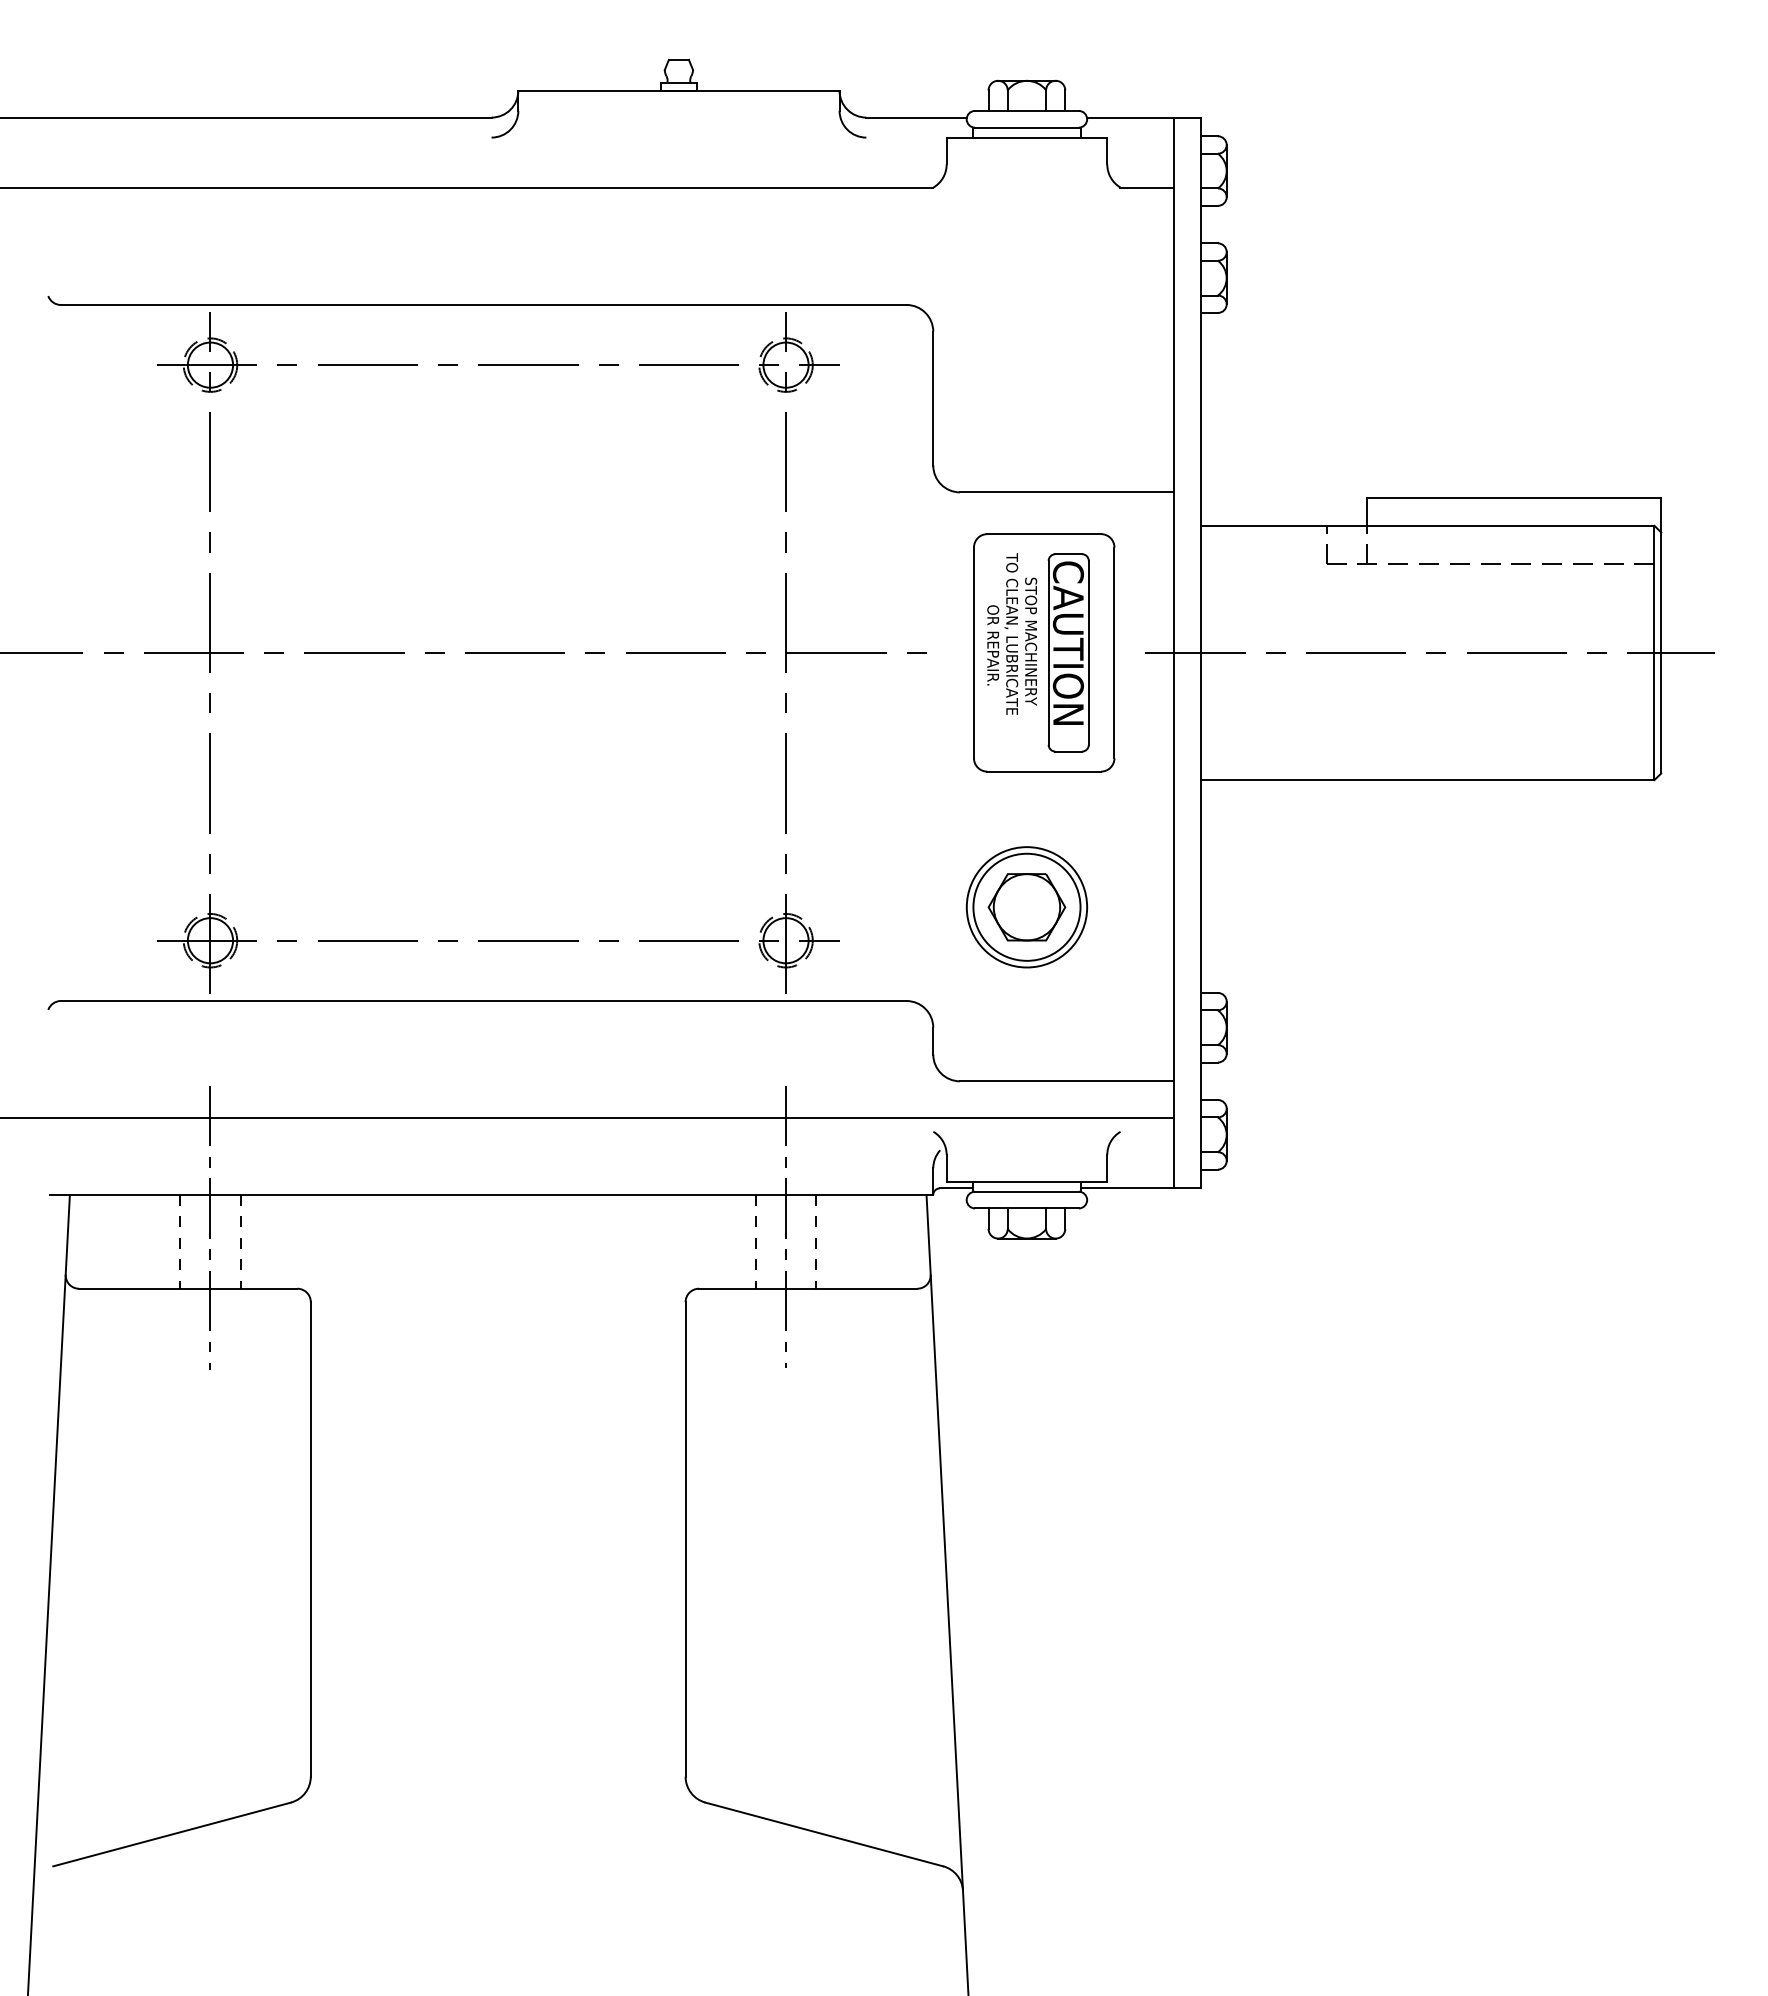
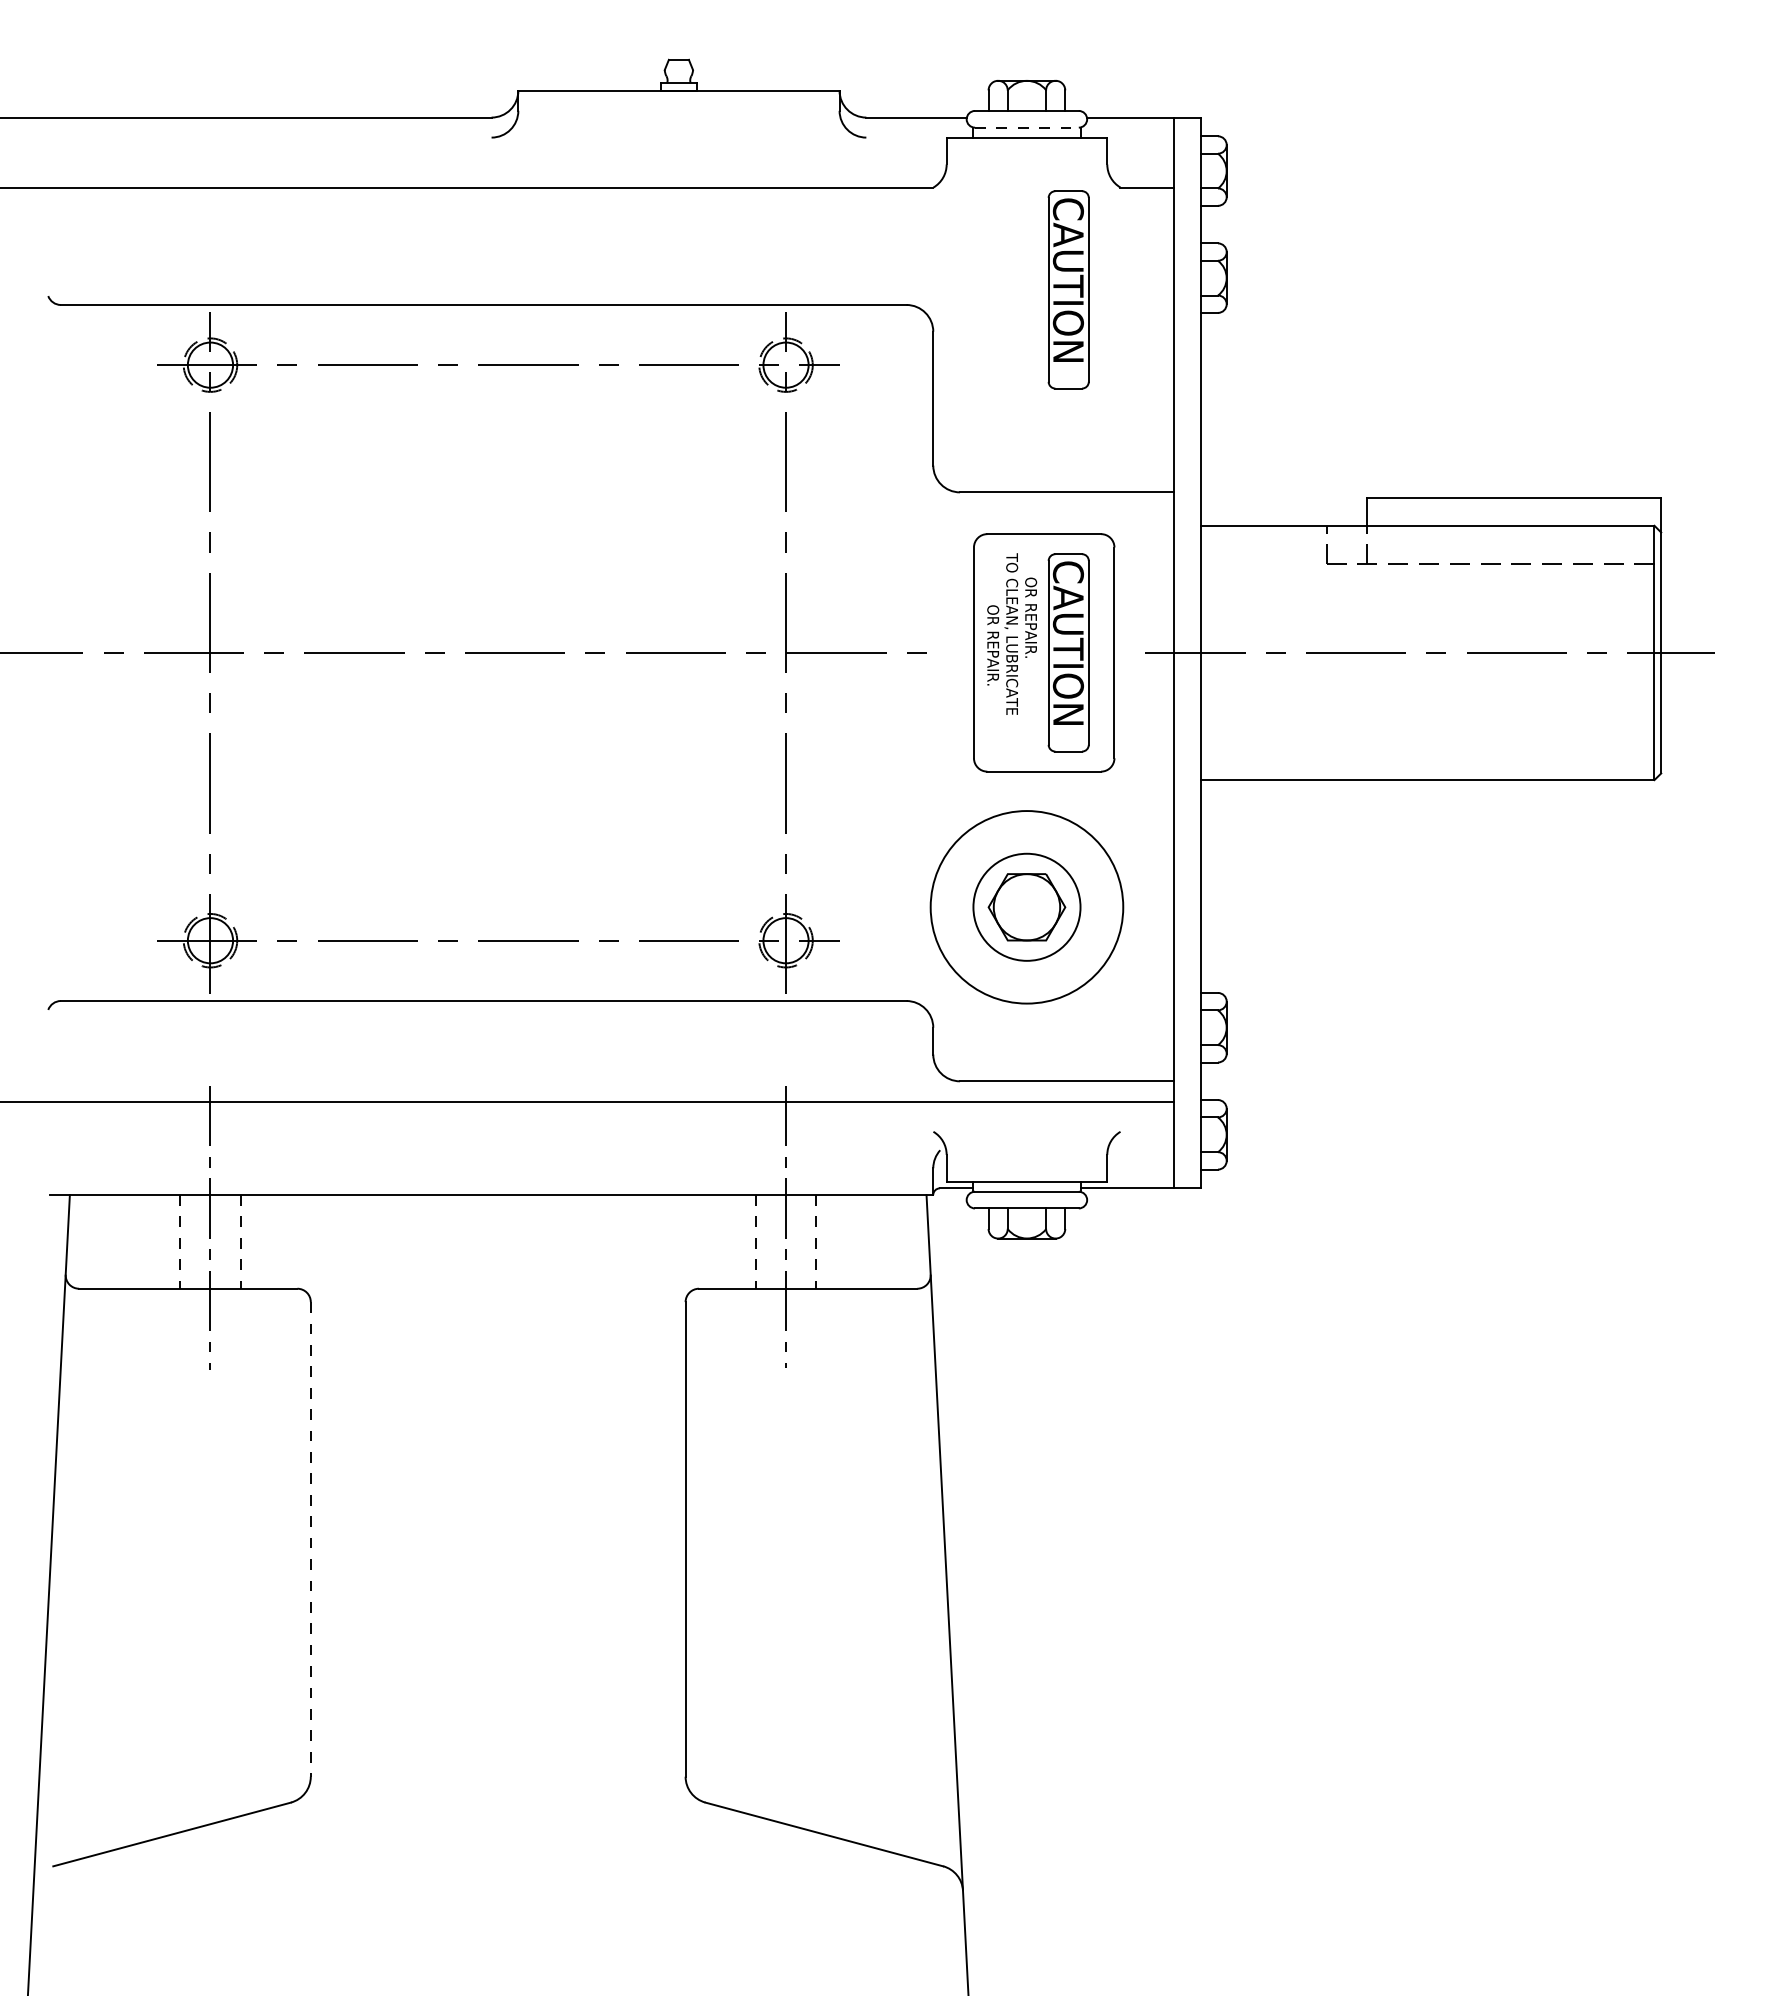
line: solid -> dashed (1026, 127)
part: none -> present (1068, 289)
text: STOP MACHINERY -> OR REPAIR. (1031, 641)
circle diameter: 120 px -> 193 px (1026, 907)
line position: (588, 1118) -> (588, 1102) (588, 1102)
line: solid -> dashed (310, 1539)
